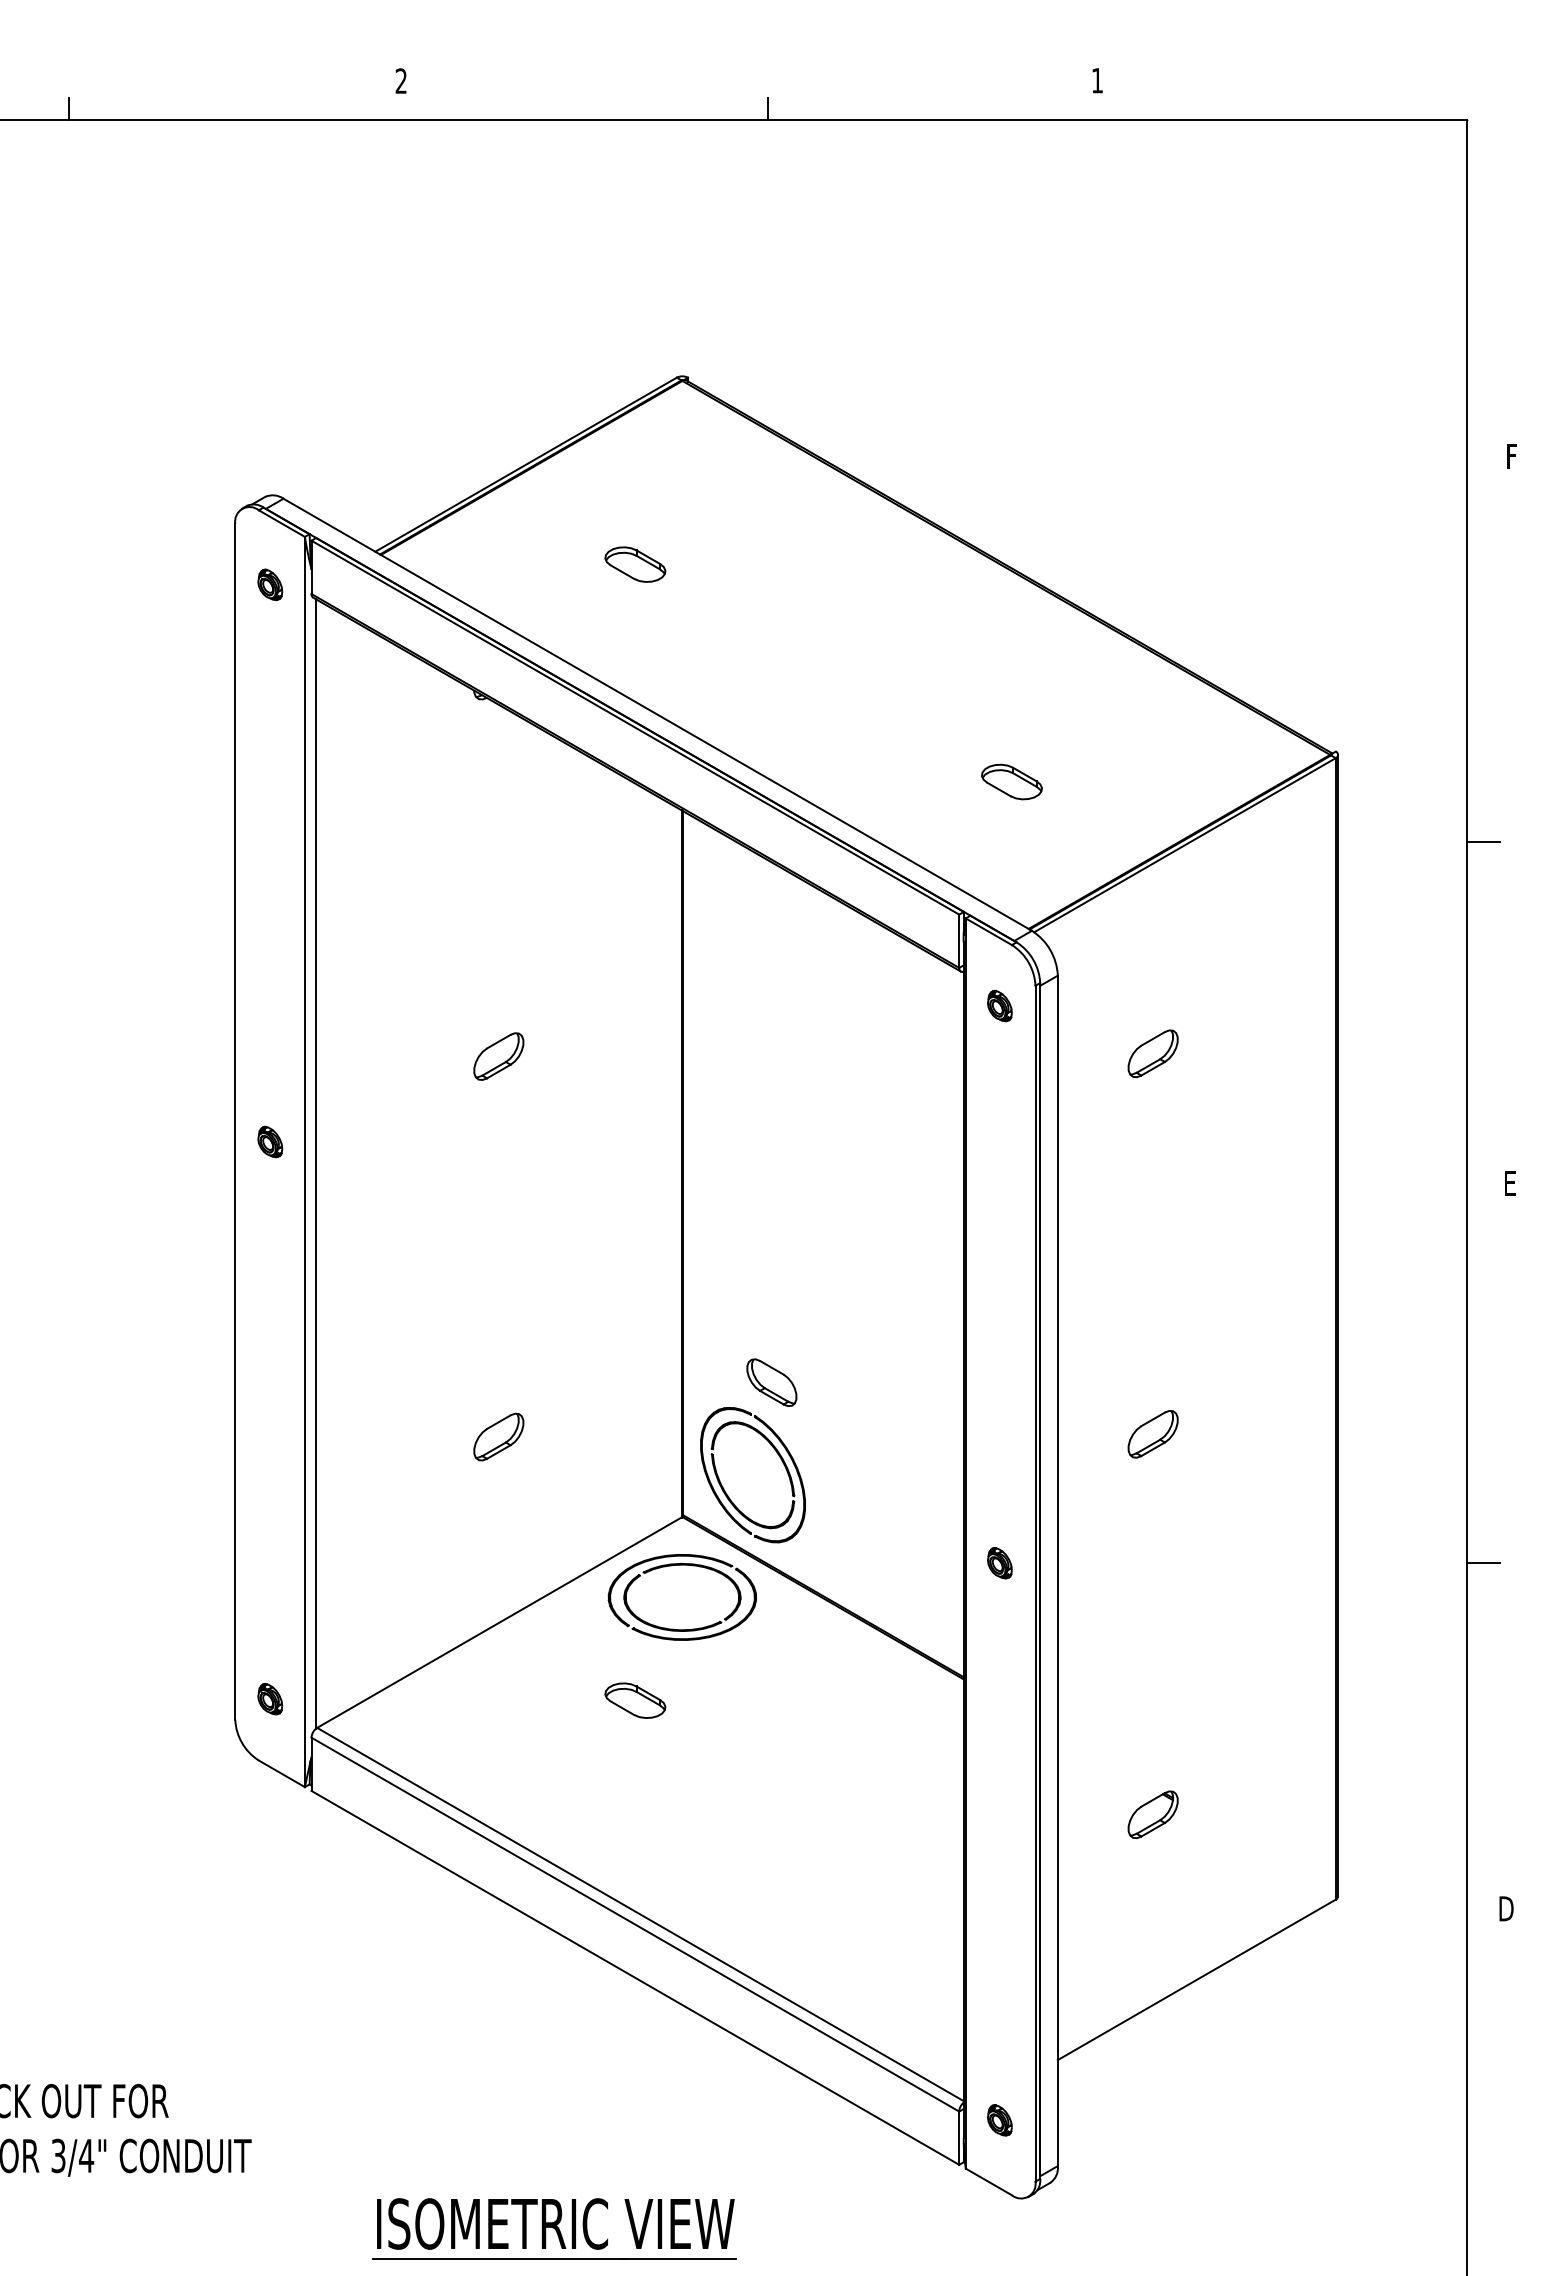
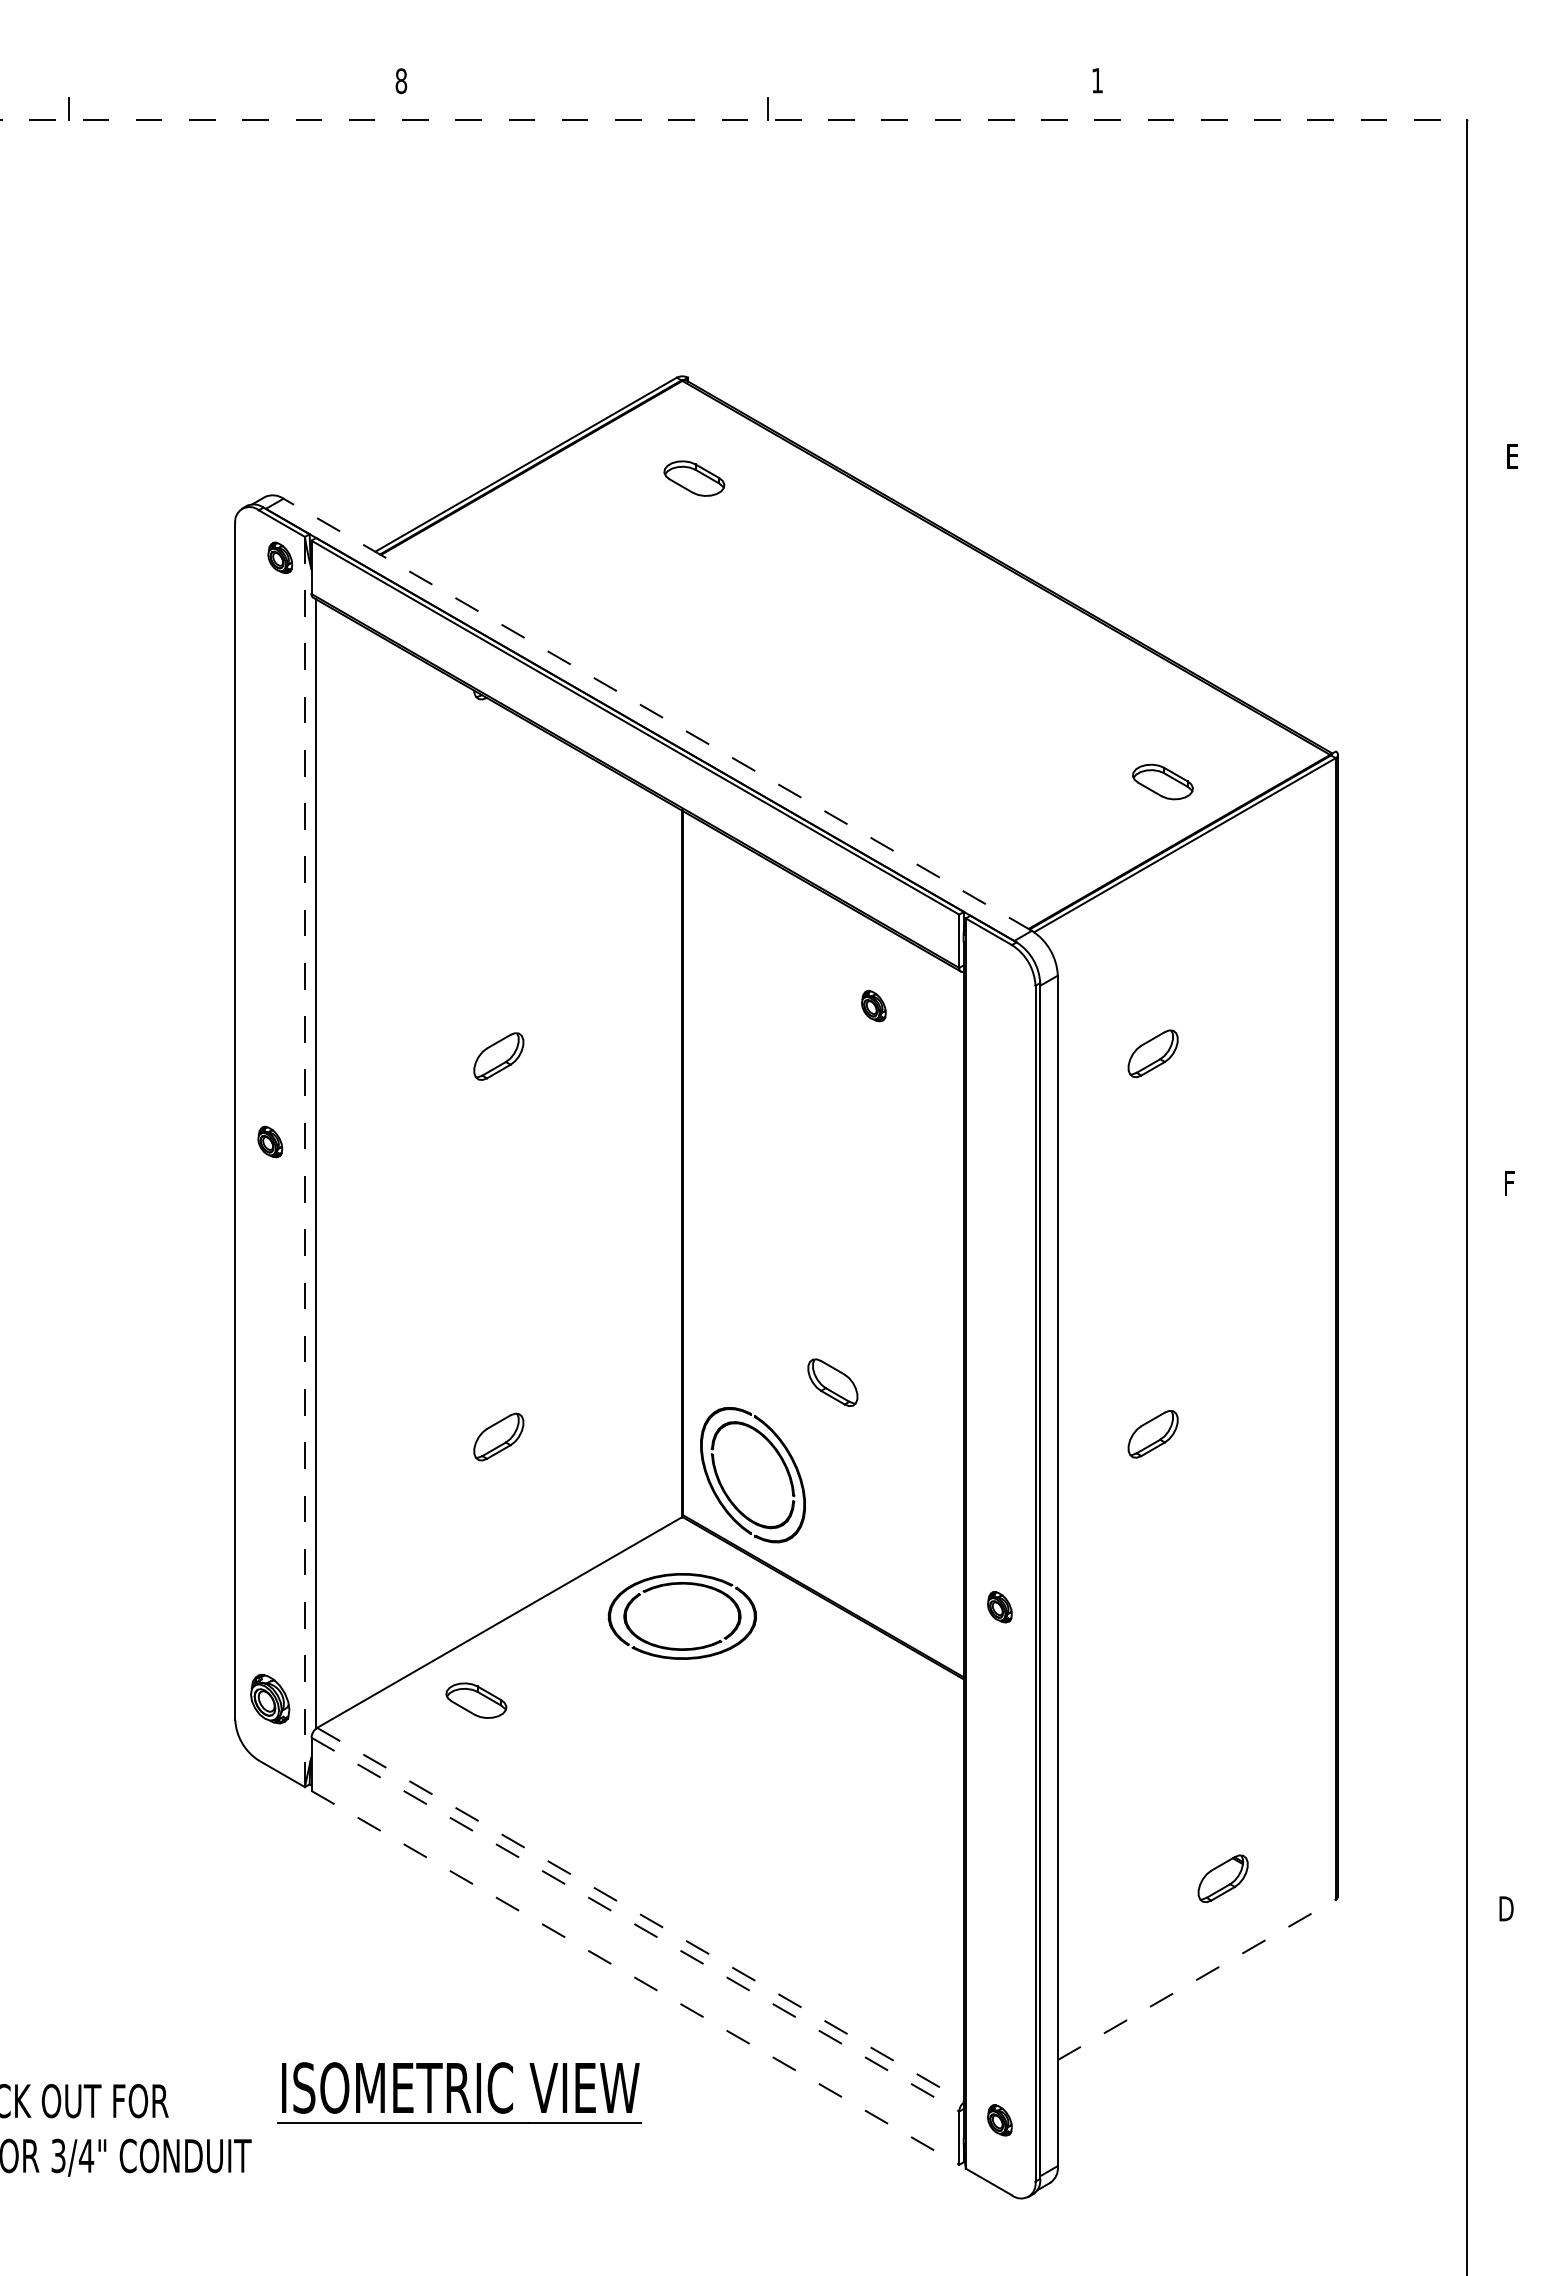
text: 2 -> 8 (401, 81)
line: solid -> dashed (734, 120)
text: F -> E (1513, 456)
part position: (635, 564) -> (694, 478) (694, 478)
part position: (270, 584) -> (280, 557) (280, 557)
line: solid -> dashed (657, 714)
part position: (1011, 781) -> (1162, 781) (1162, 781)
line: present -> none (1483, 841)
part position: (999, 1005) -> (873, 1005) (873, 1005)
line: solid -> dashed (304, 1162)
text: E -> F (1511, 1183)
part position: (771, 1382) -> (832, 1382) (832, 1382)
line: present -> none (1483, 1562)
part position: (999, 1563) -> (999, 1607) (999, 1607)
part position: (681, 1565) -> (681, 1584) (681, 1584)
part size: 27x33 px -> 41x52 px (270, 1698)
part position: (635, 1700) -> (476, 1700) (476, 1700)
part position: (1152, 1814) -> (1222, 1878) (1222, 1878)
line: solid -> dashed (640, 1914)
line: solid -> dashed (635, 1924)
line: solid -> dashed (635, 1977)
line: solid -> dashed (1197, 1979)
part position: (554, 2228) -> (459, 2092) (459, 2092)
